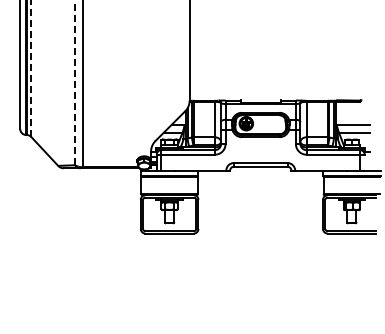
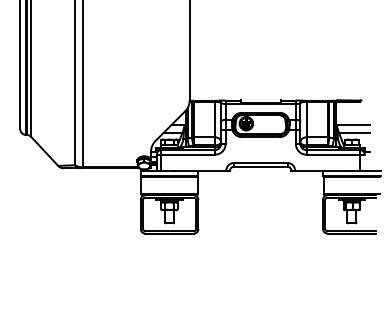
line: dashed -> solid (31, 68)
line: dashed -> solid (75, 82)
